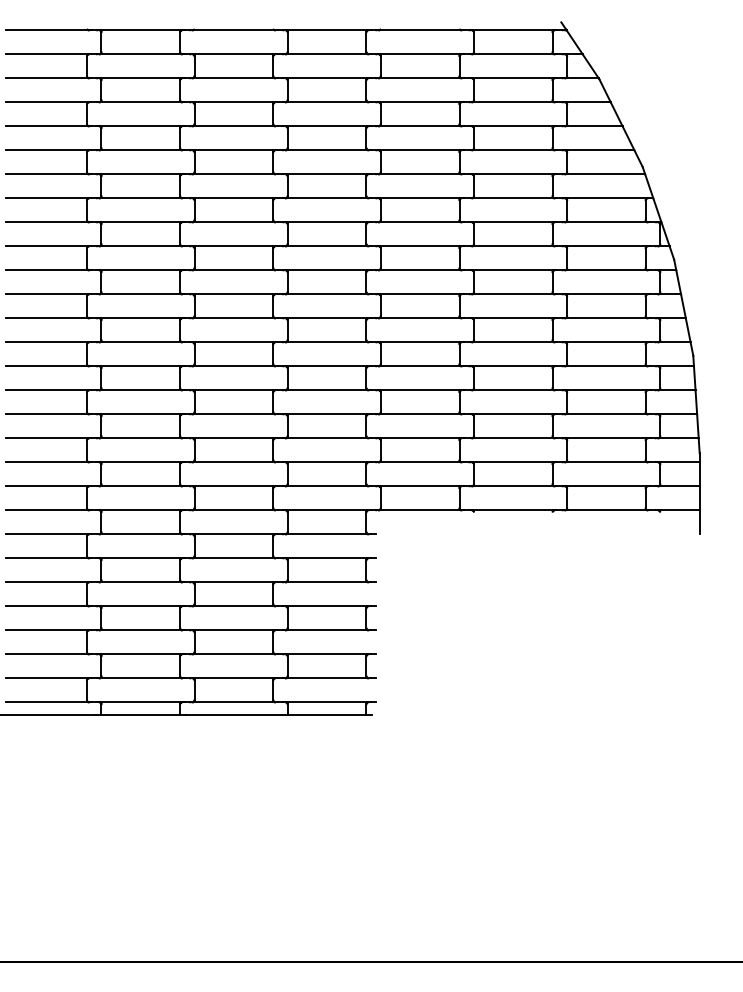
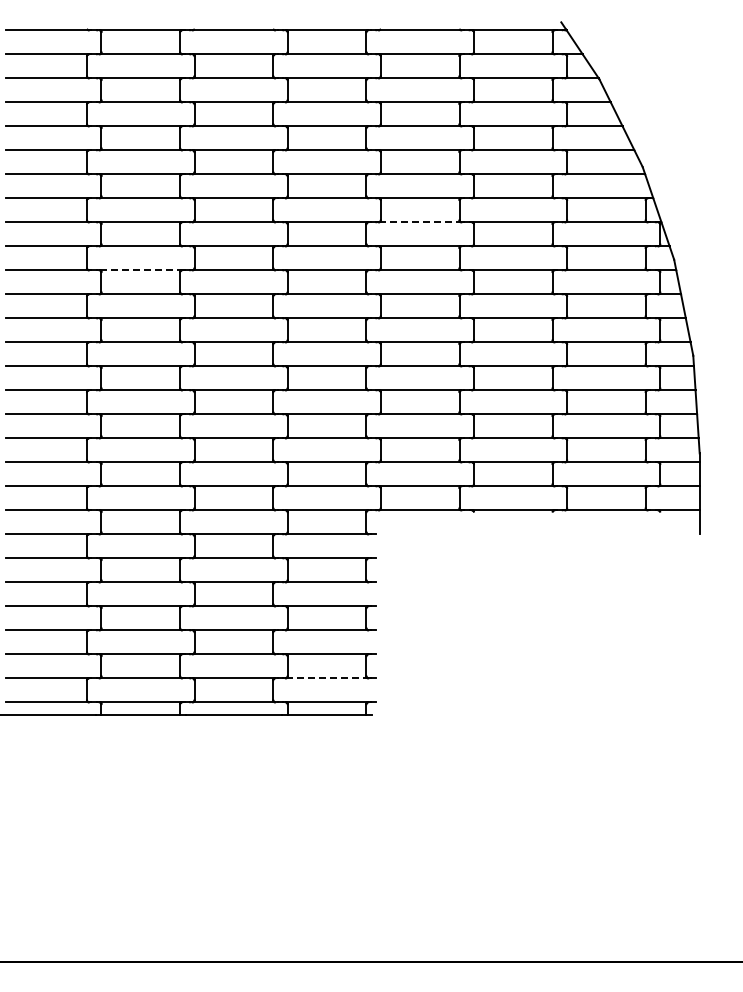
line: solid -> dashed (420, 222)
line: solid -> dashed (141, 270)
line: solid -> dashed (327, 678)
